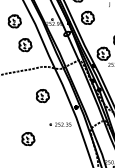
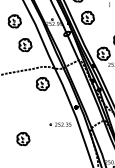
part position: (42, 96) -> (42, 84) (42, 84)
part position: (28, 139) -> (23, 139) (23, 139)
